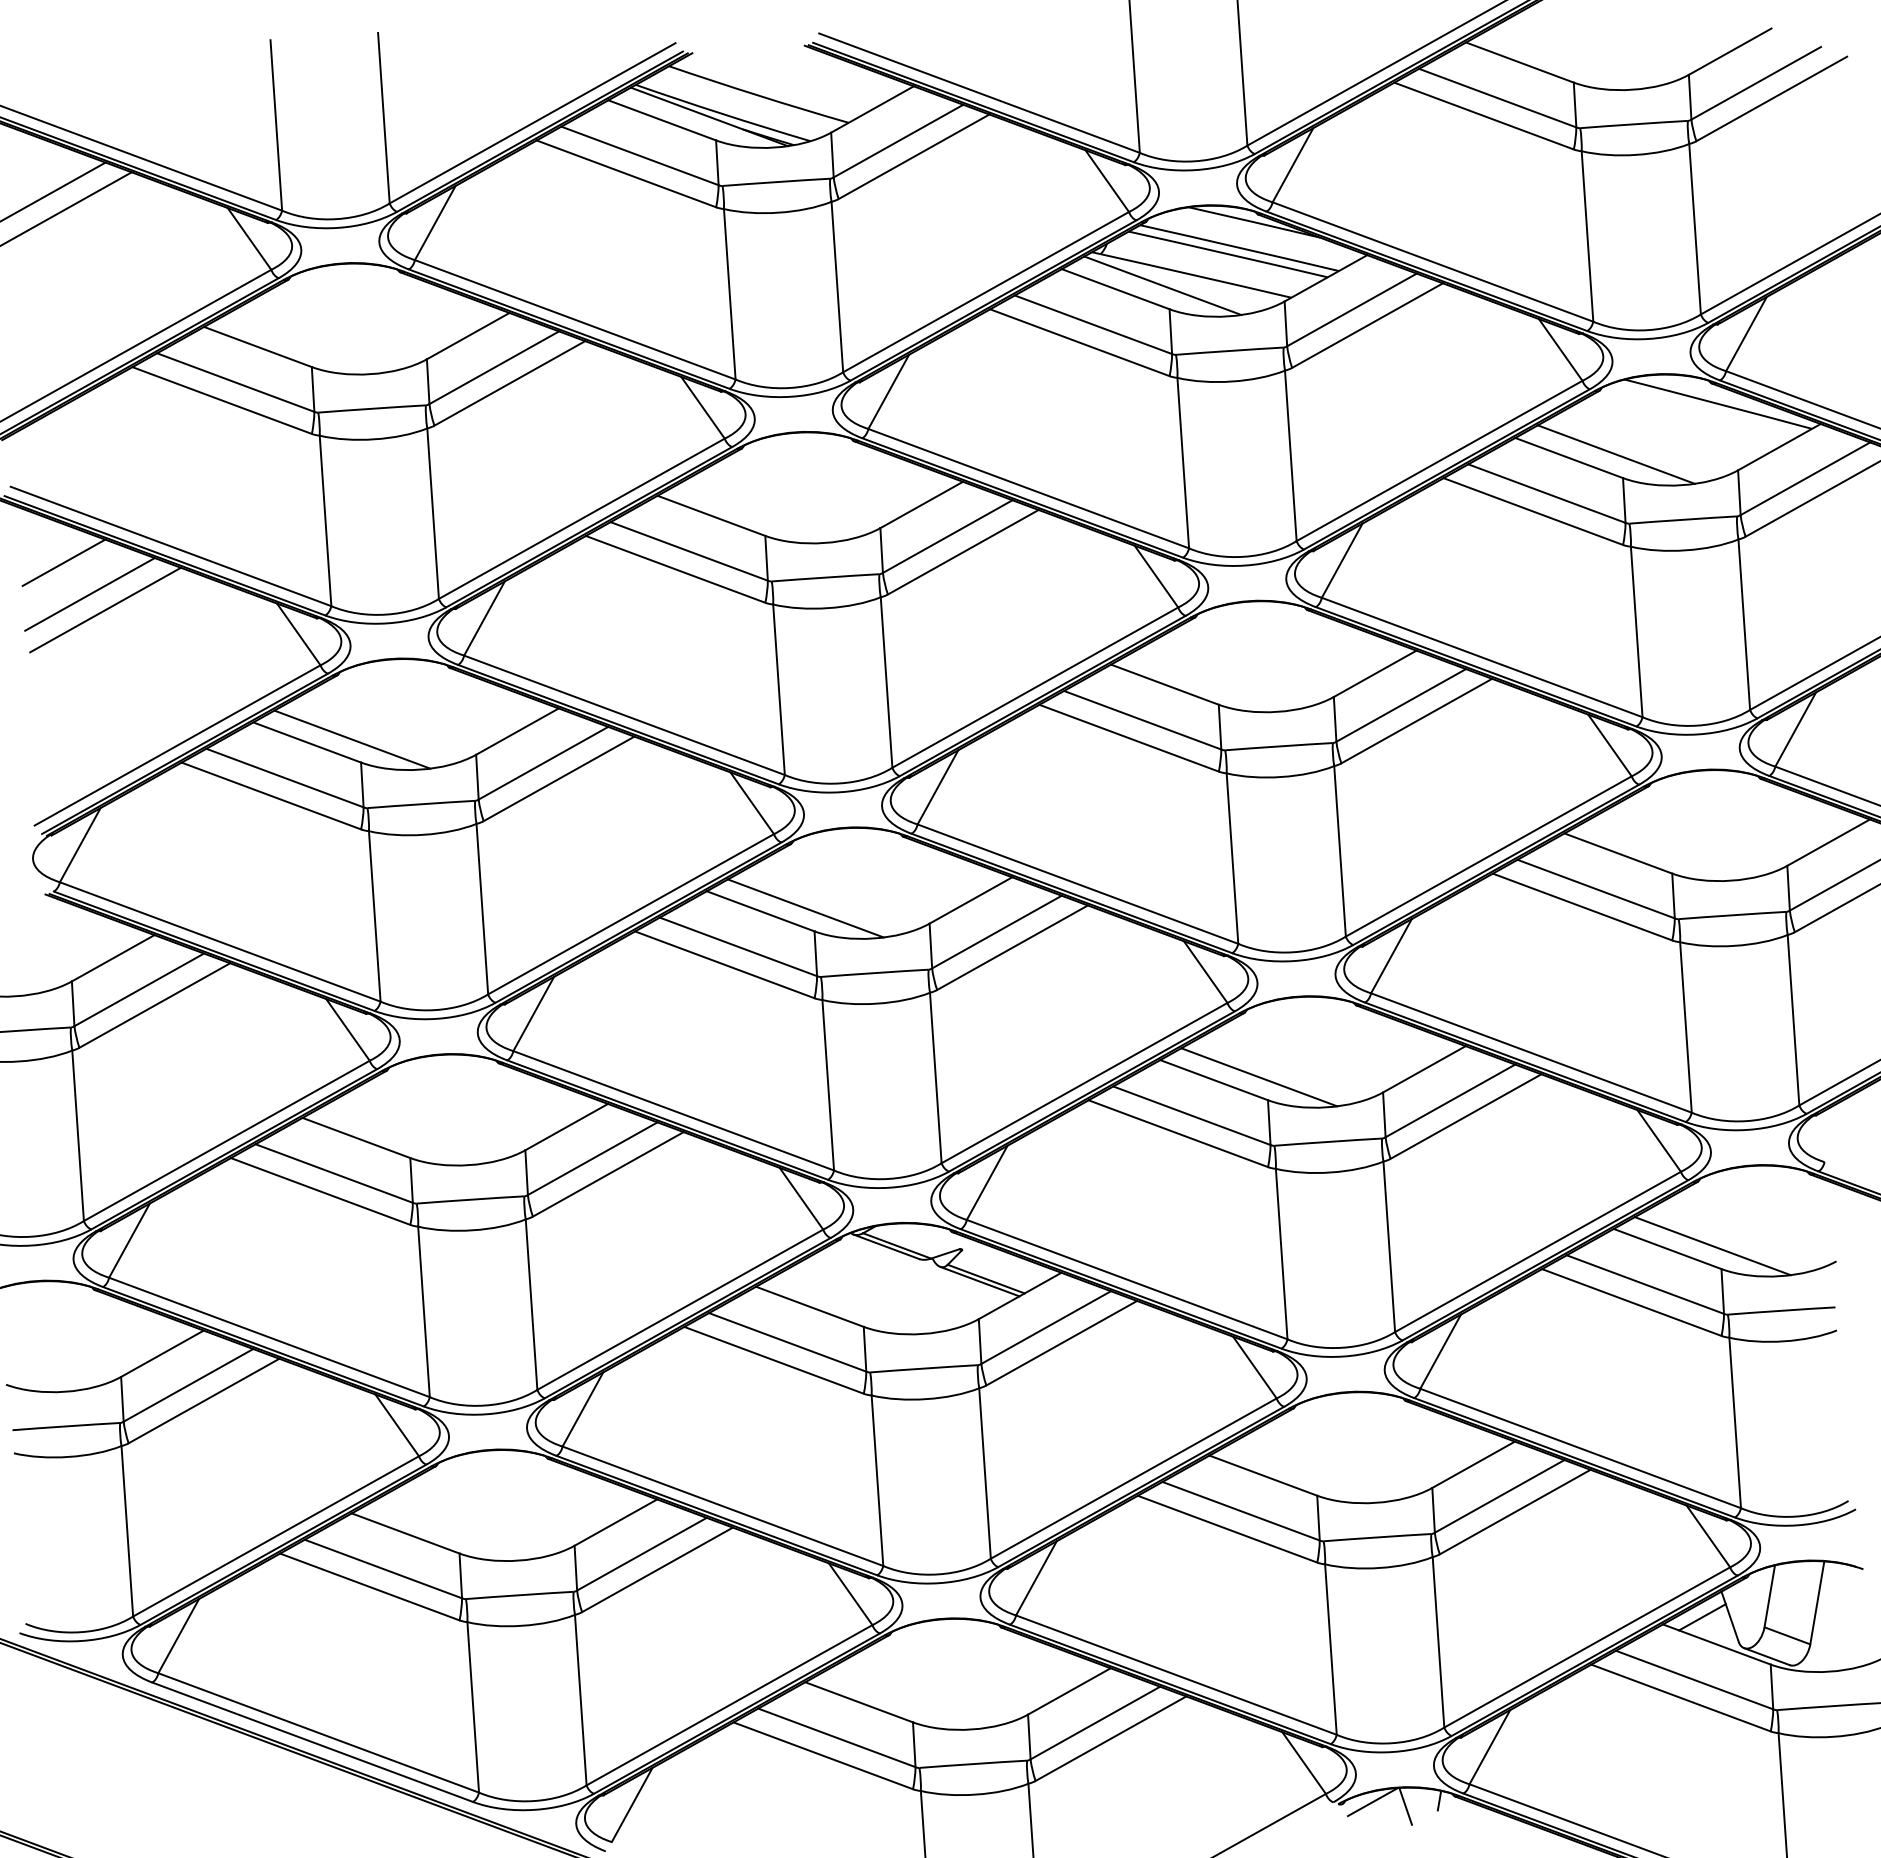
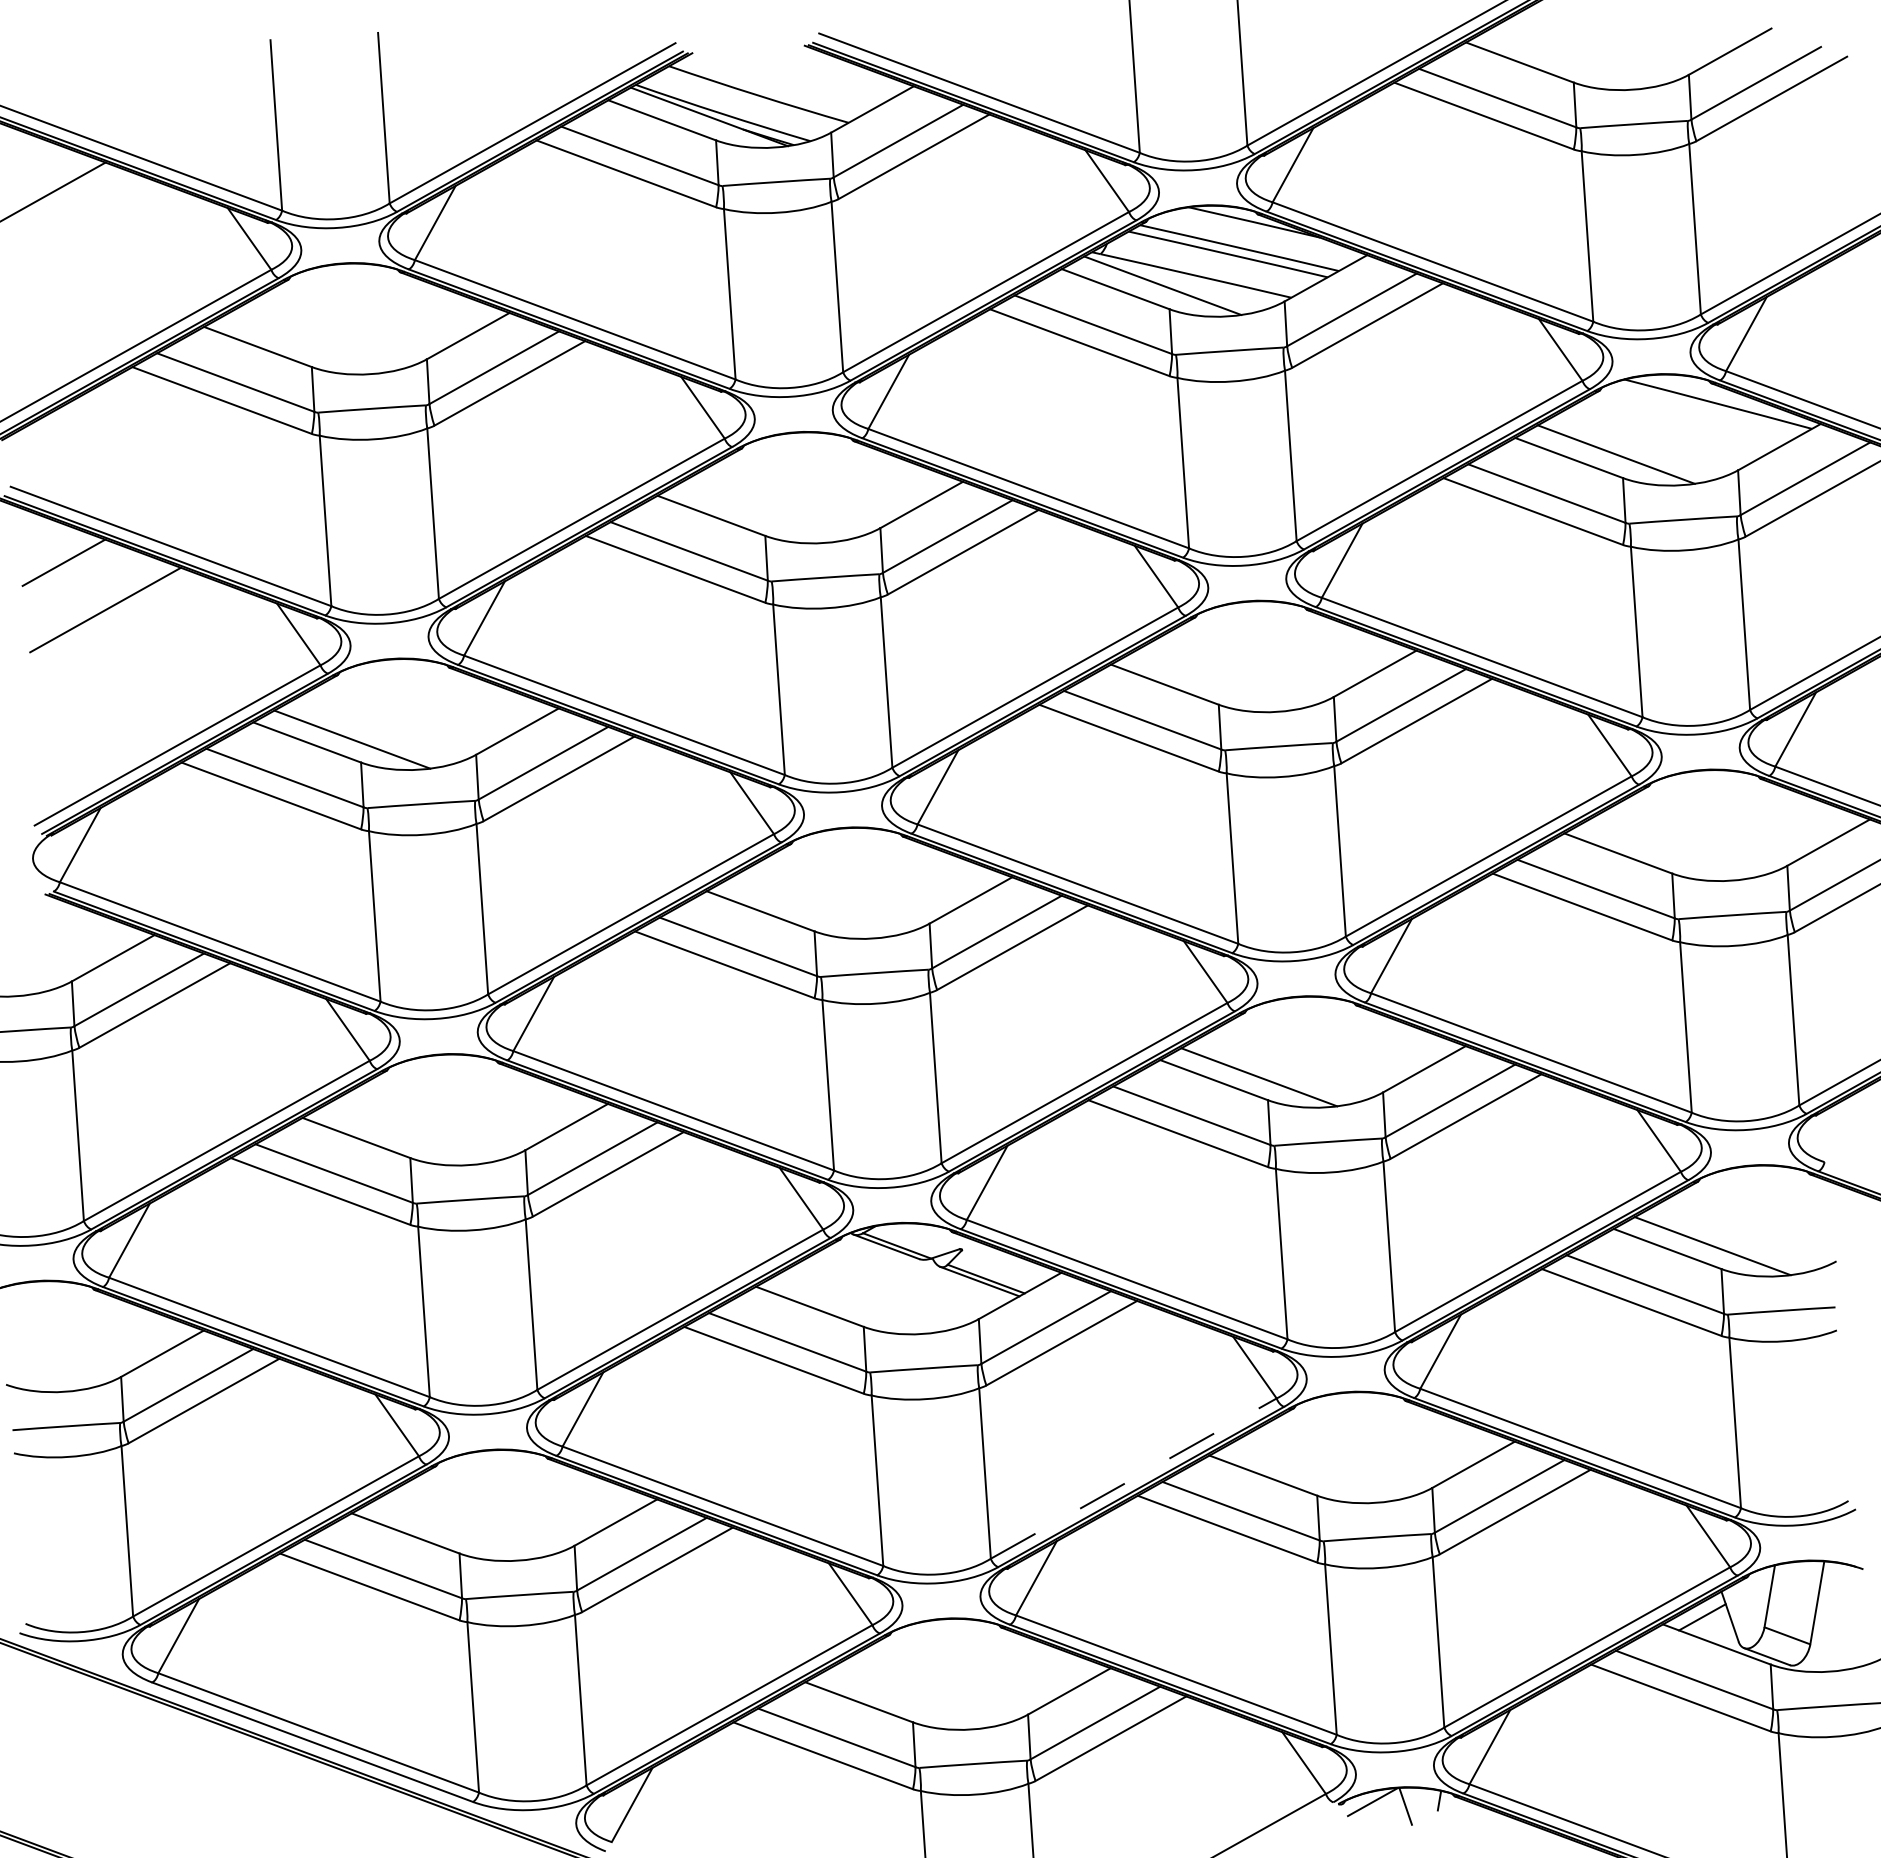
line: present -> none (66, 208)
line: present -> none (89, 594)
line: present -> none (805, 908)
line: solid -> dashed (1133, 1478)
